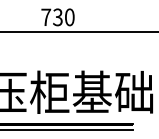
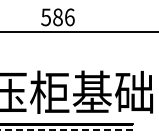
text: 730 -> 586 (57, 17)
line: solid -> dashed (65, 130)
